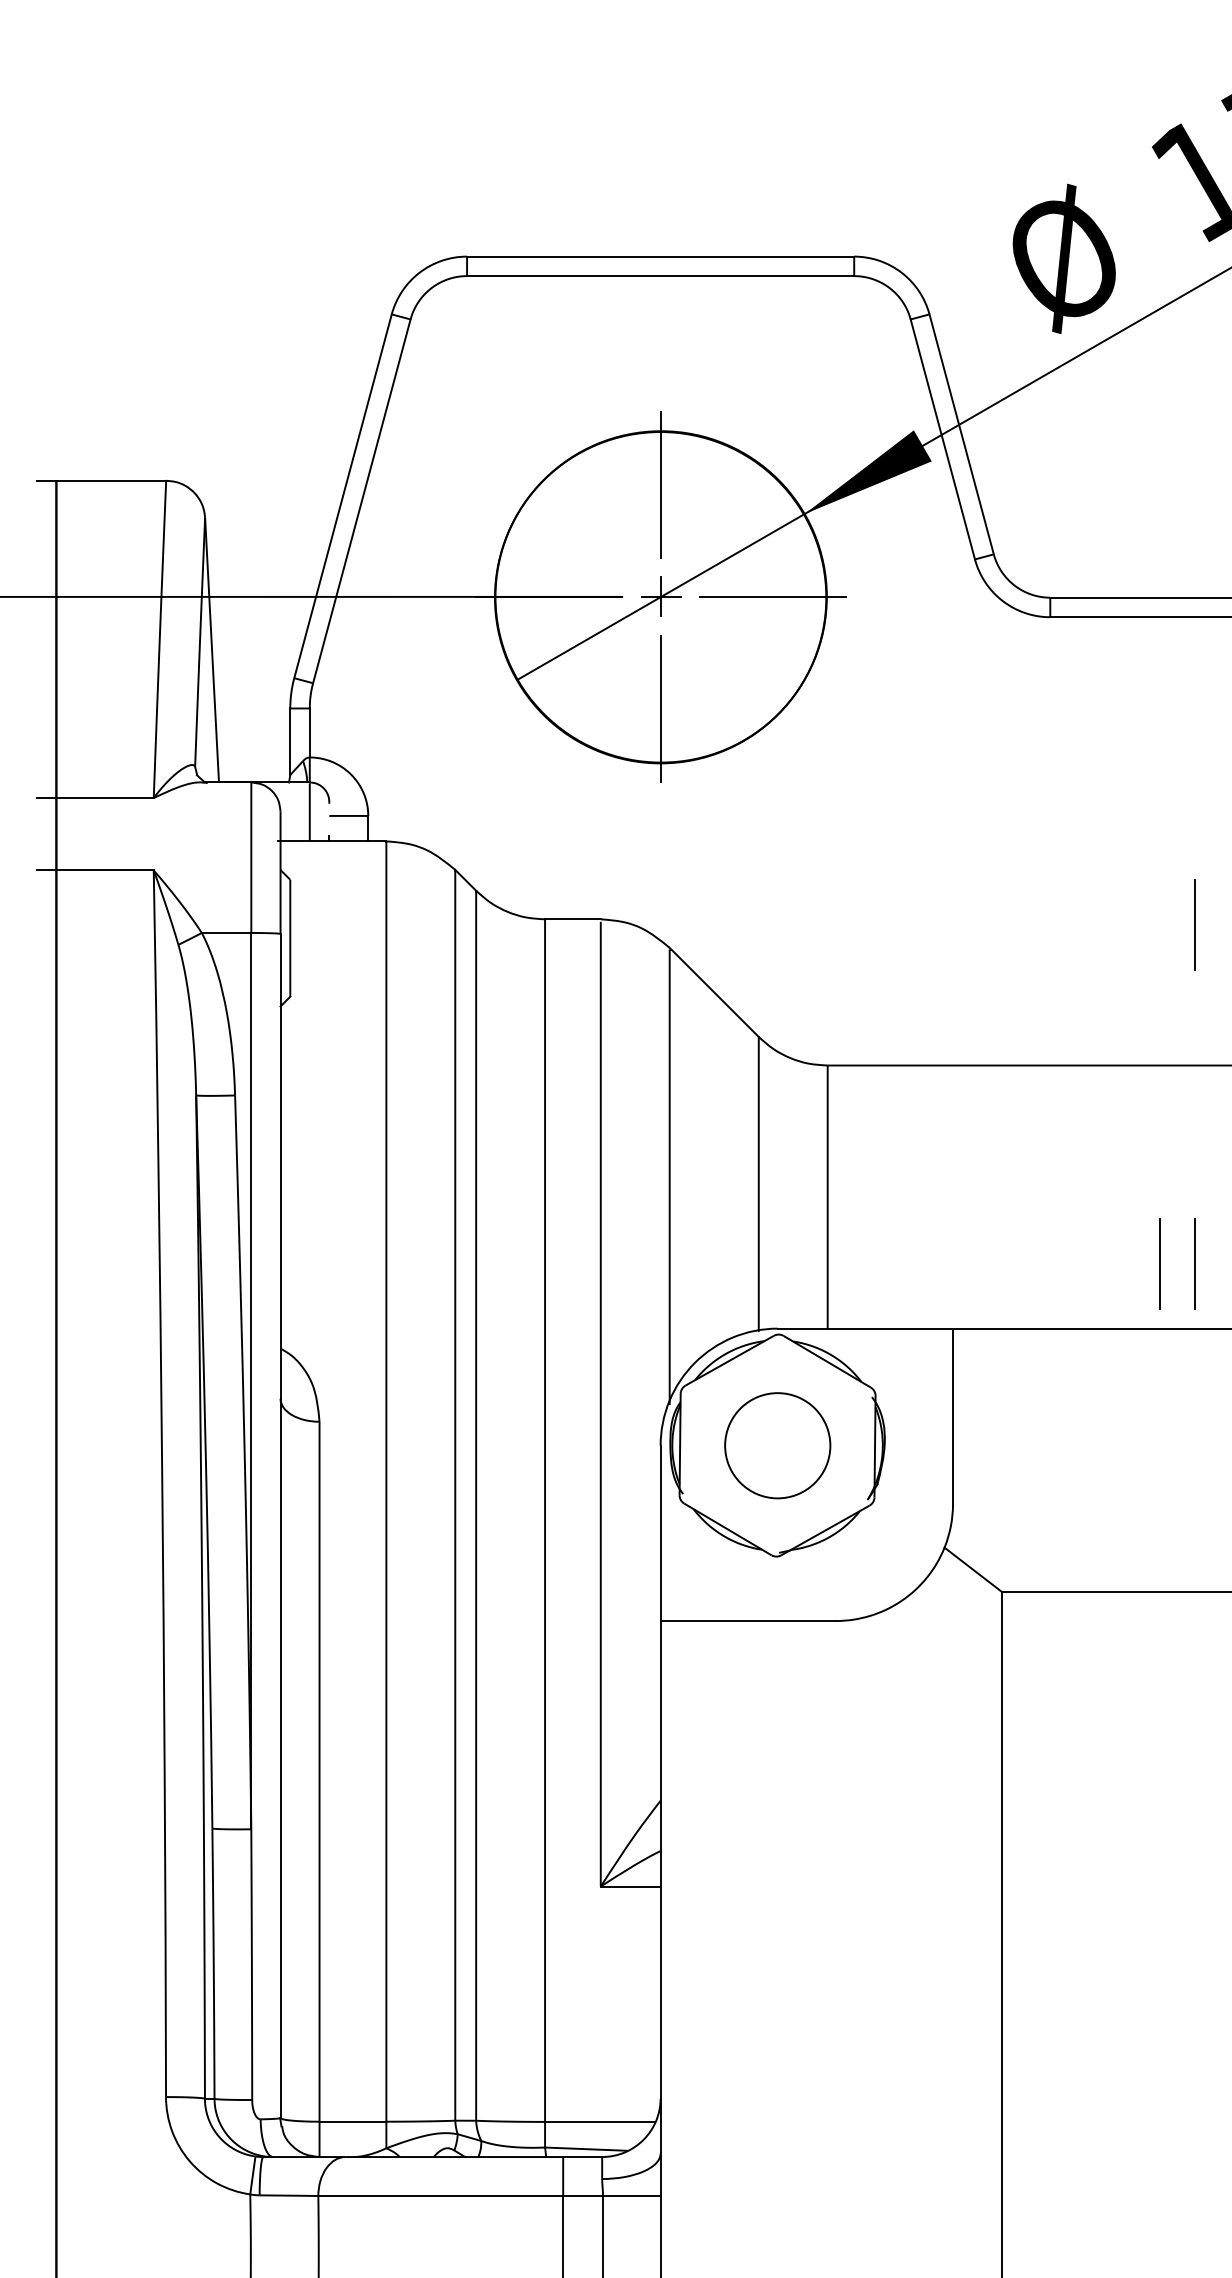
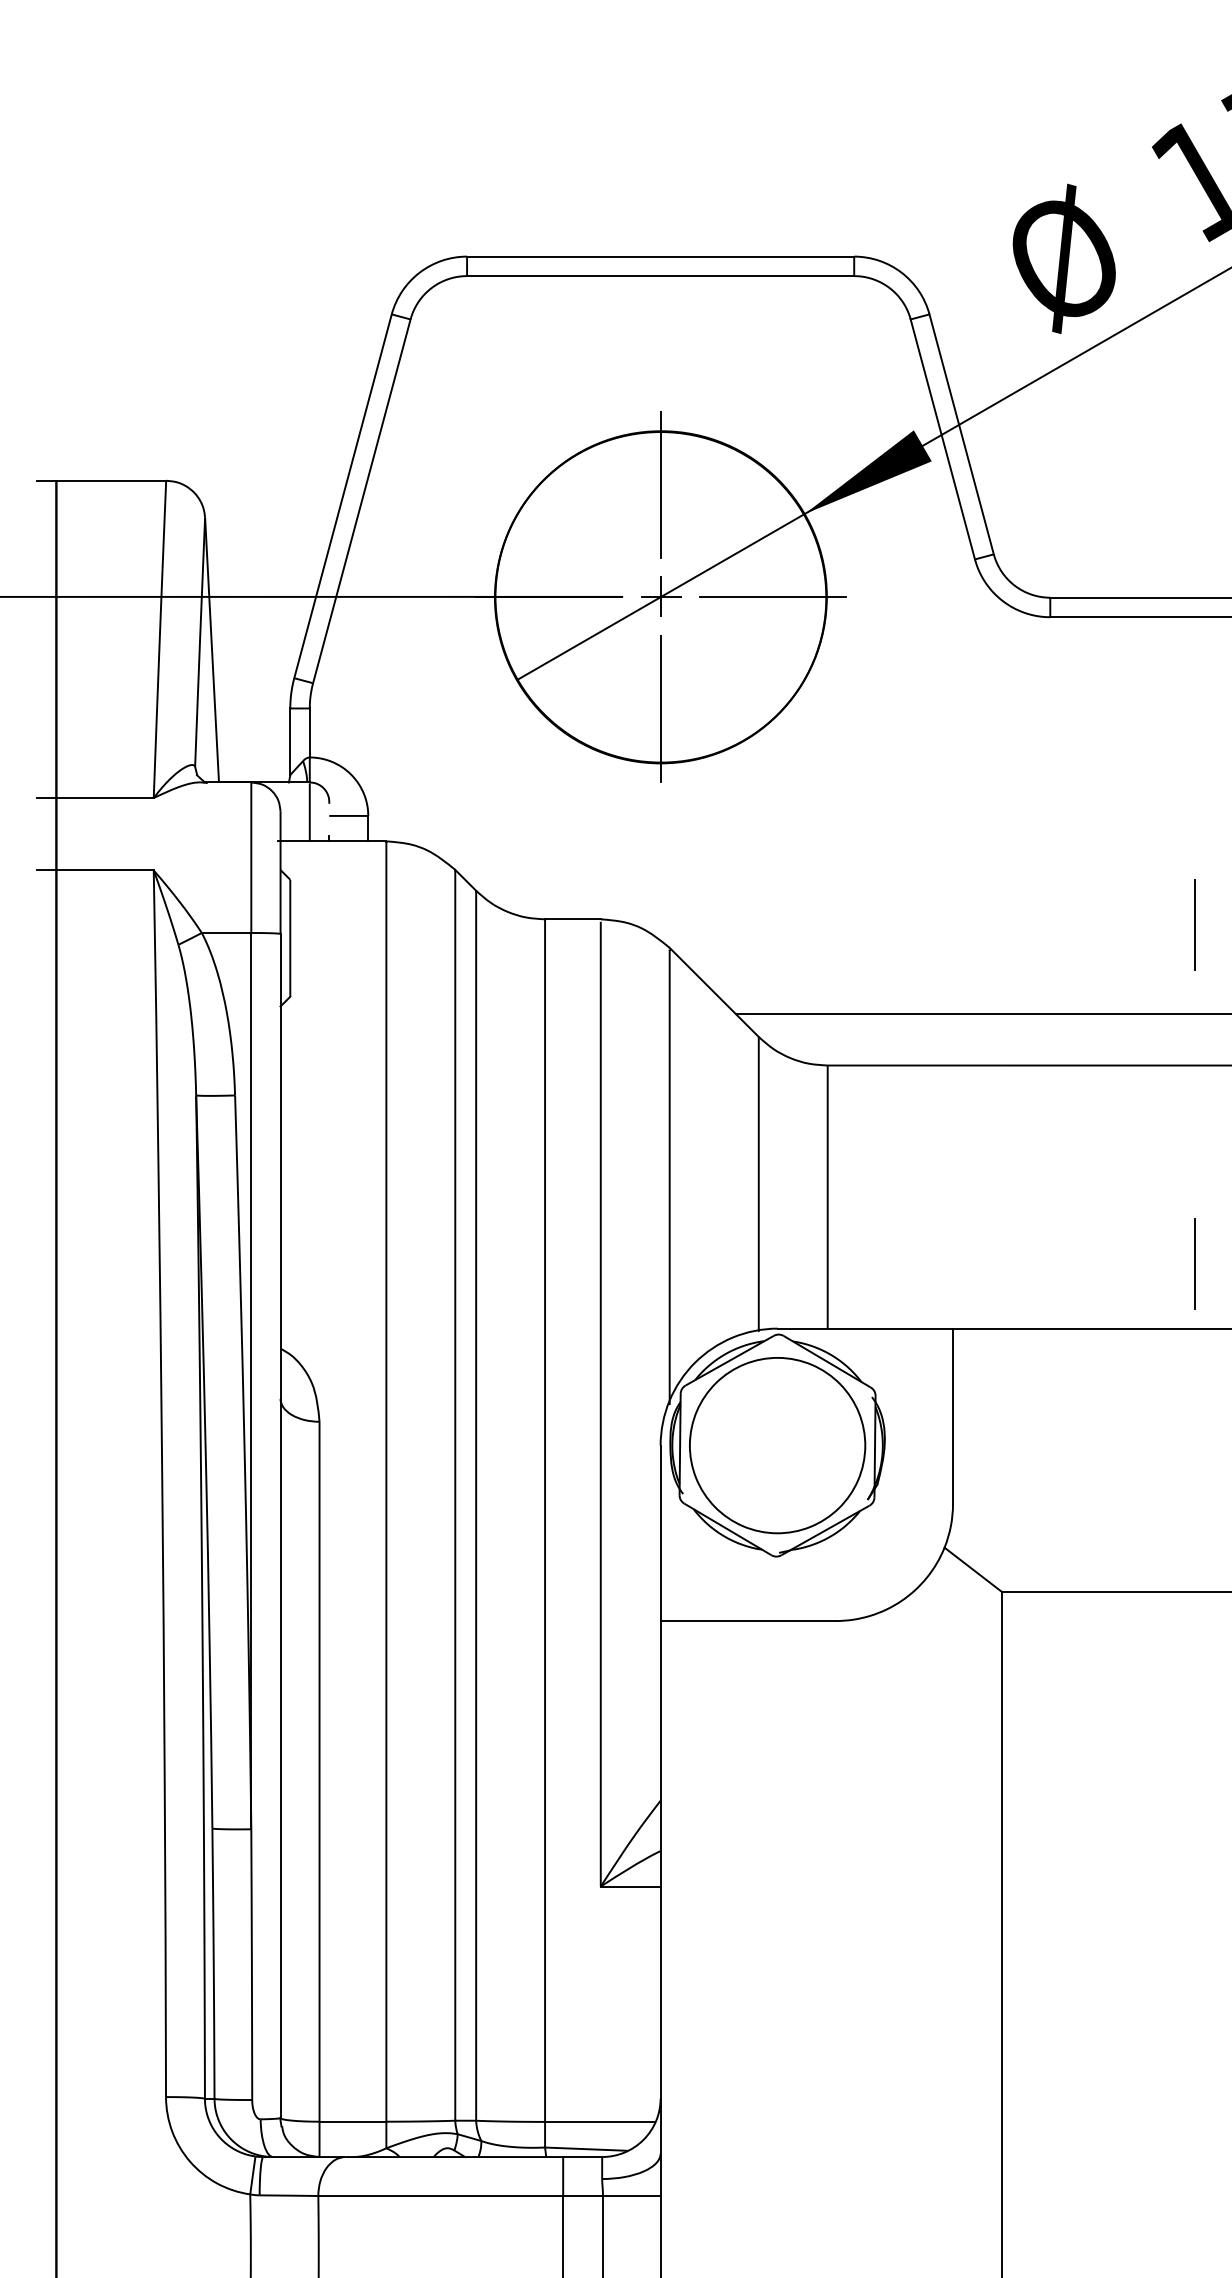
line: none -> present (981, 1013)
line: present -> none (1159, 1263)
part size: 108x108 px -> 178x178 px (777, 1445)
